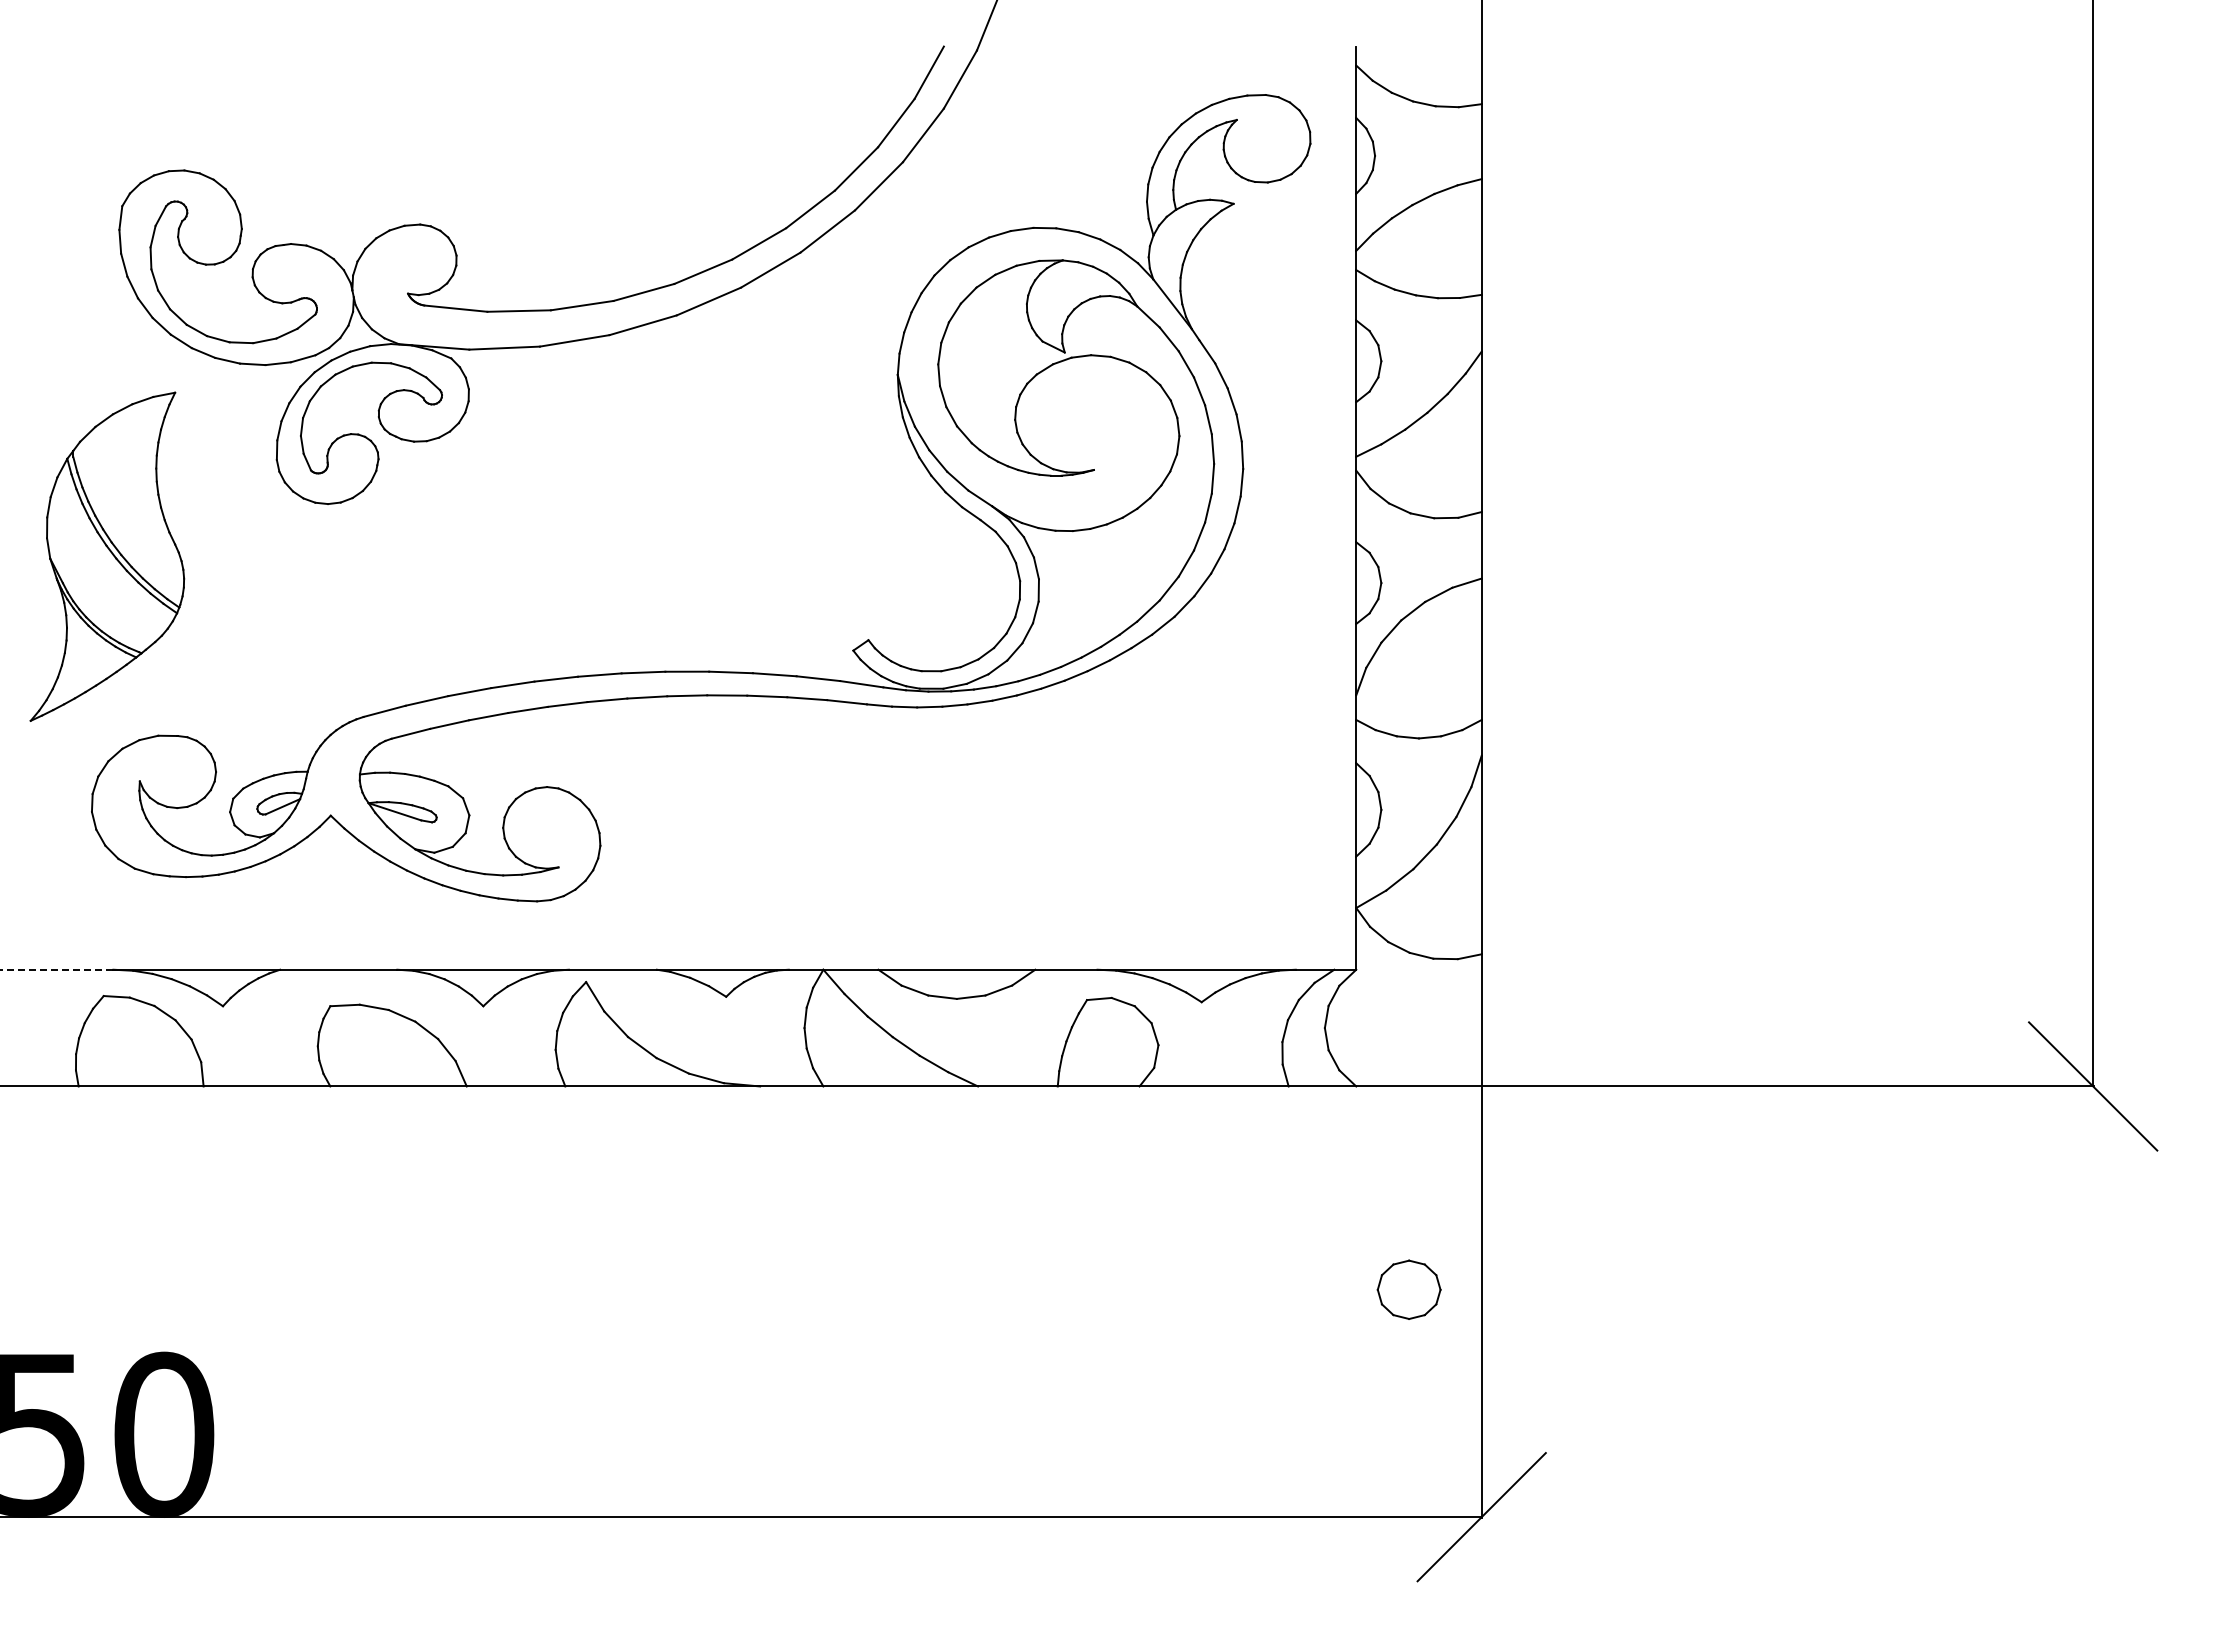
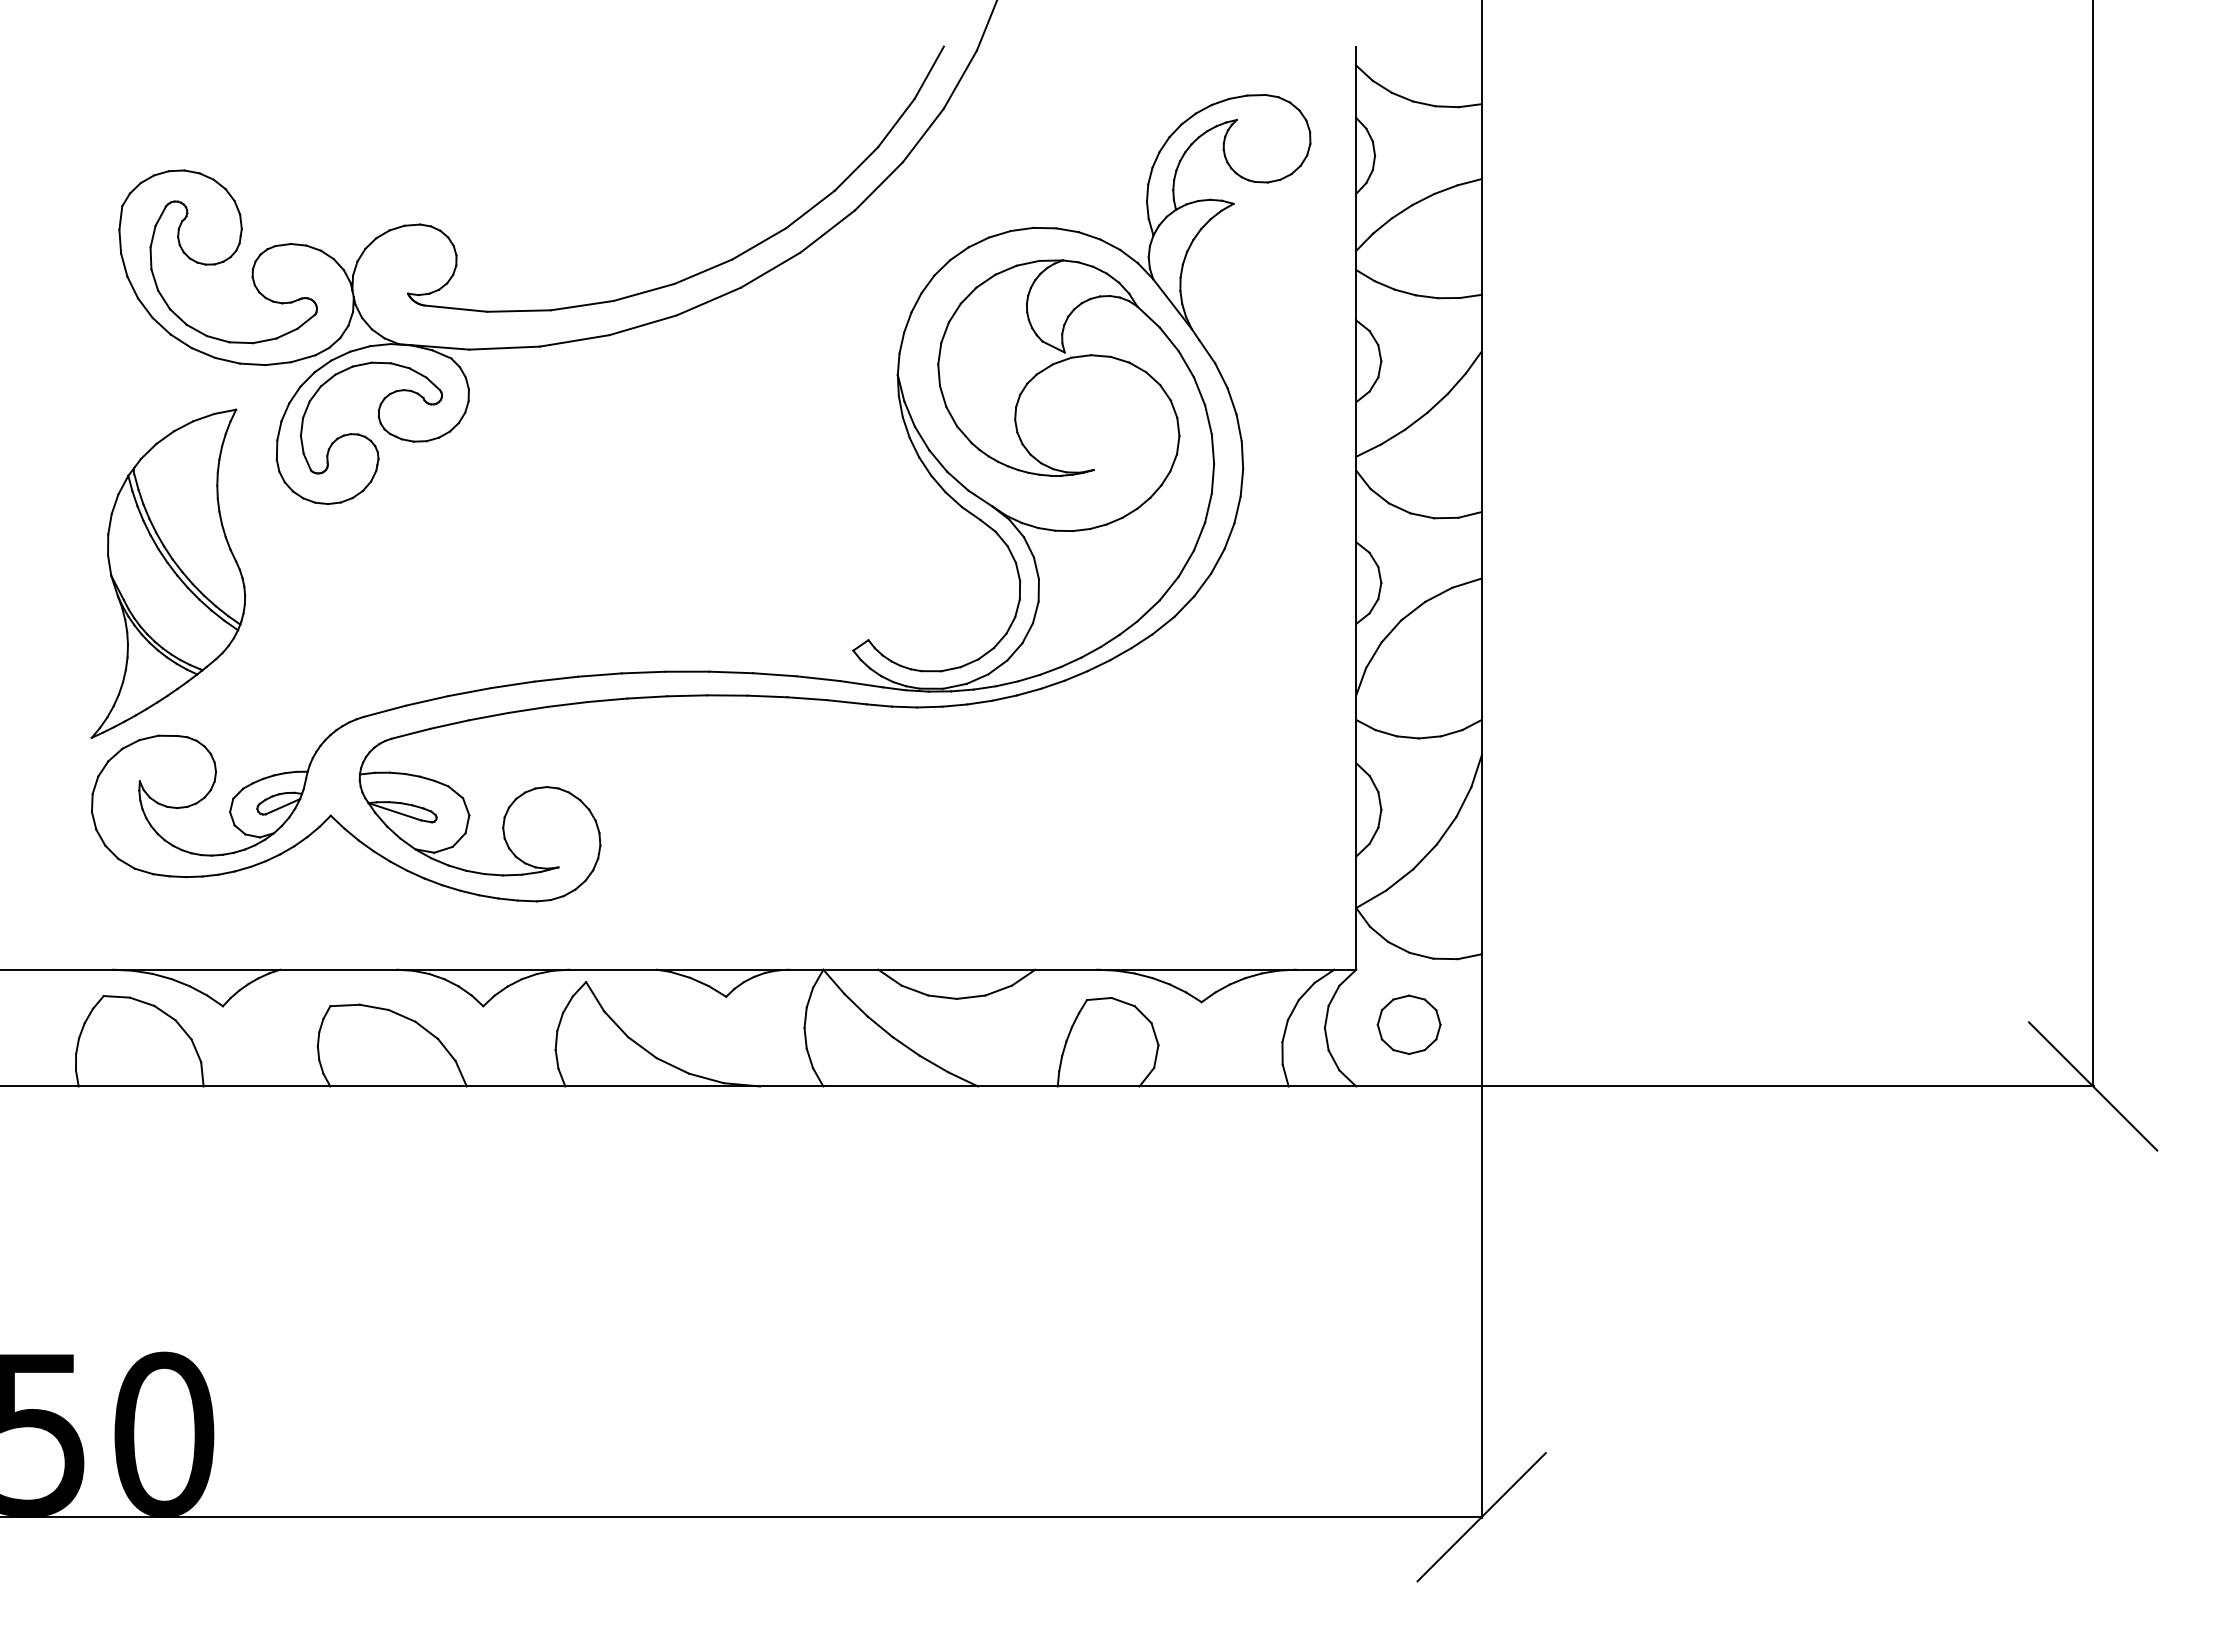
part position: (107, 556) -> (168, 573) (168, 573)
line: dashed -> solid (56, 969)
part position: (1408, 1289) -> (1408, 1024) (1408, 1024)
